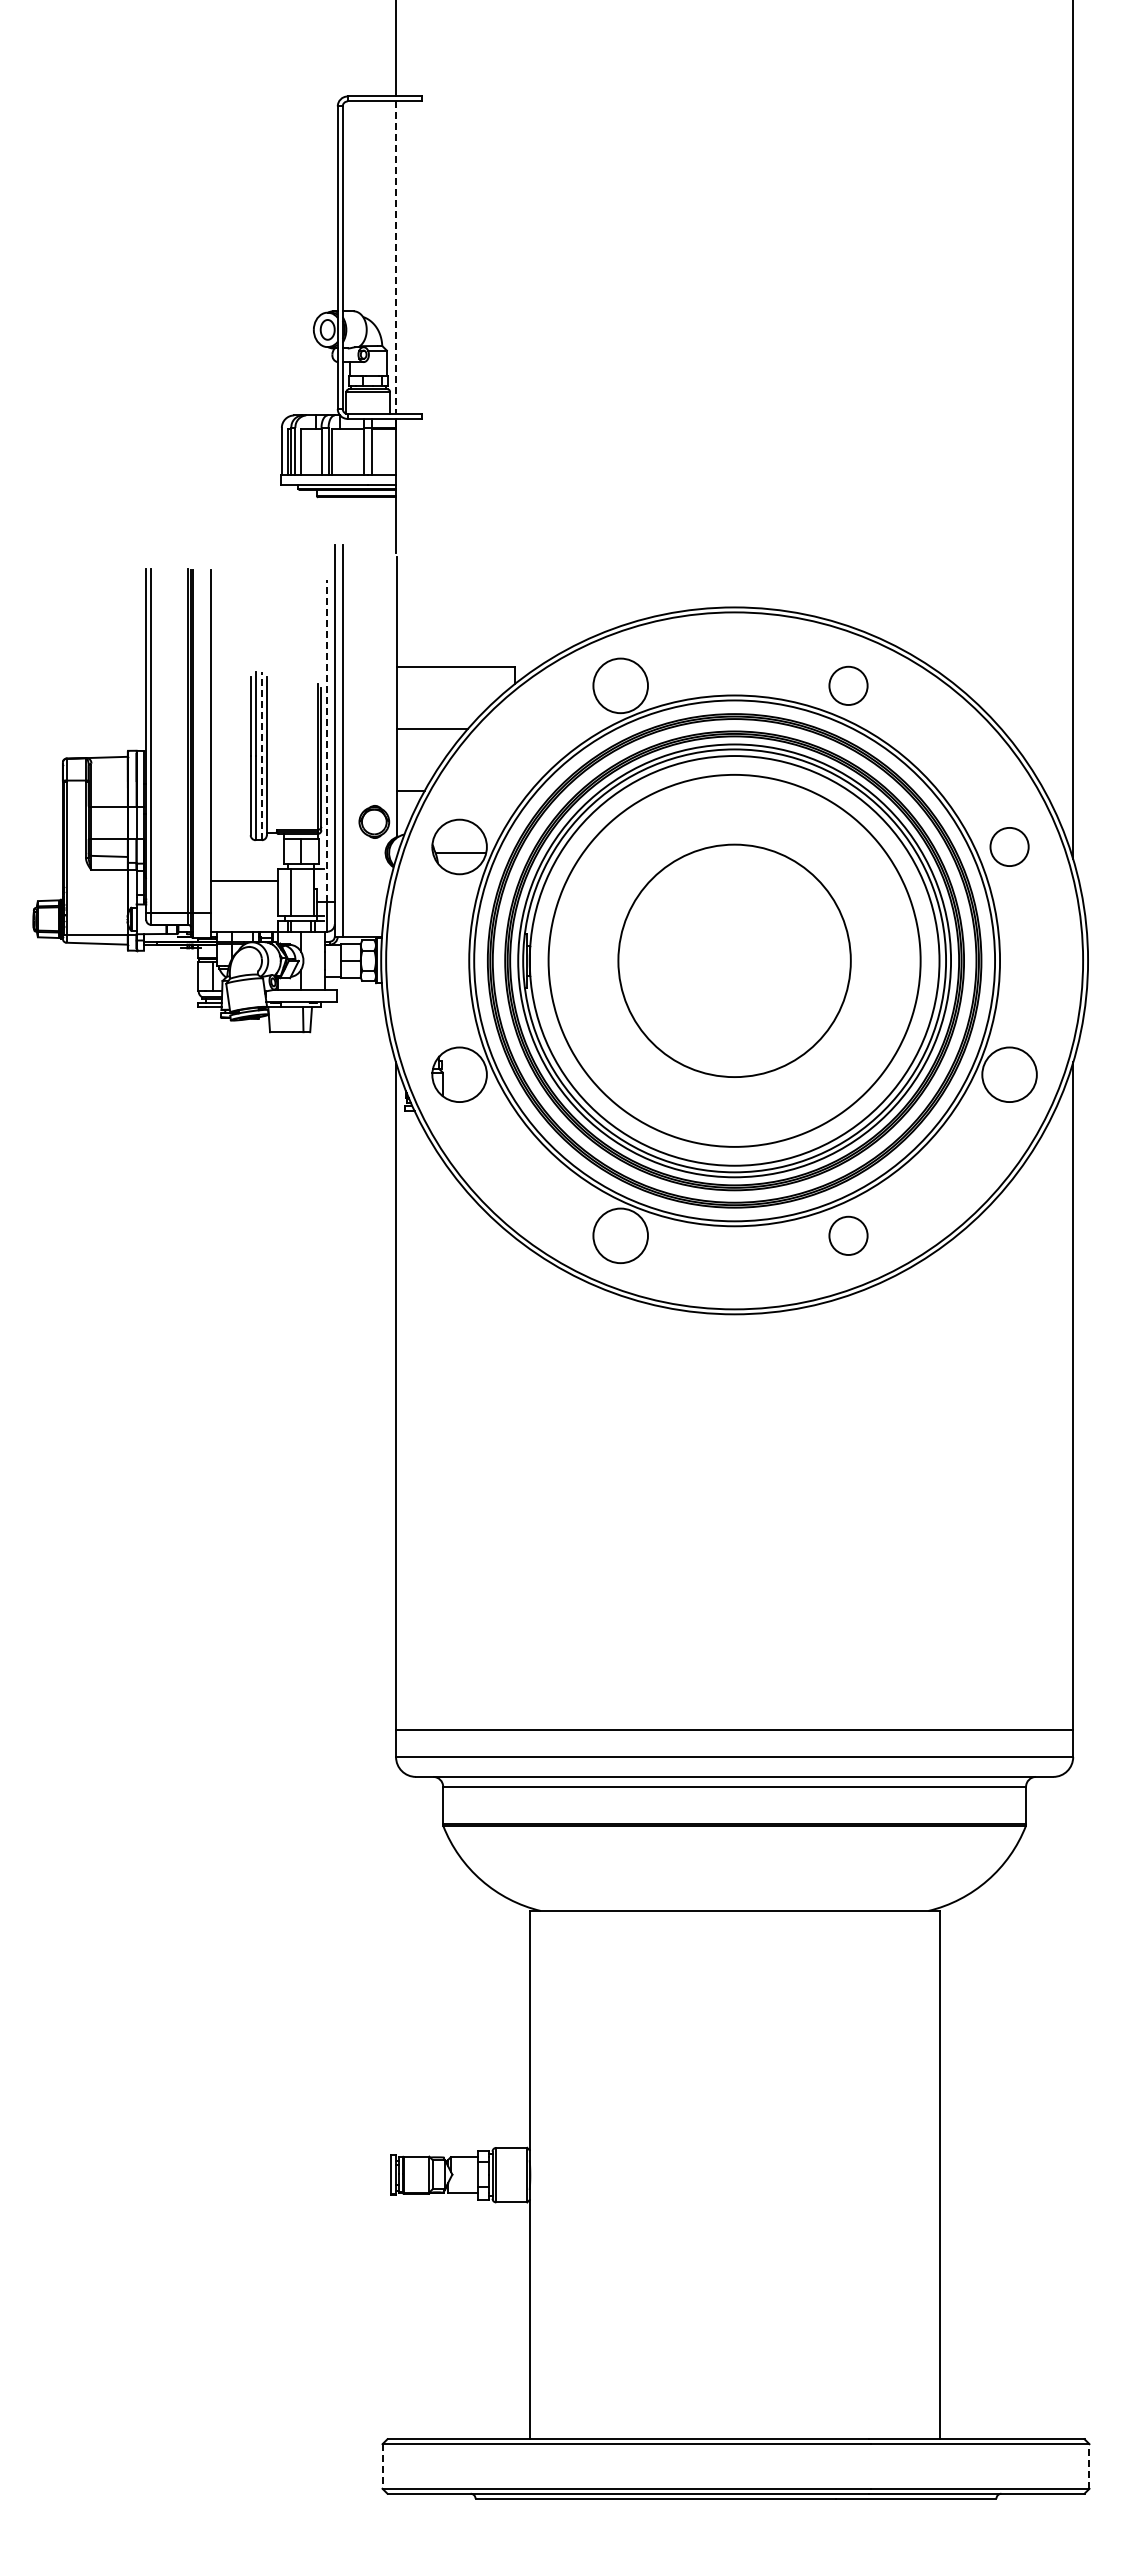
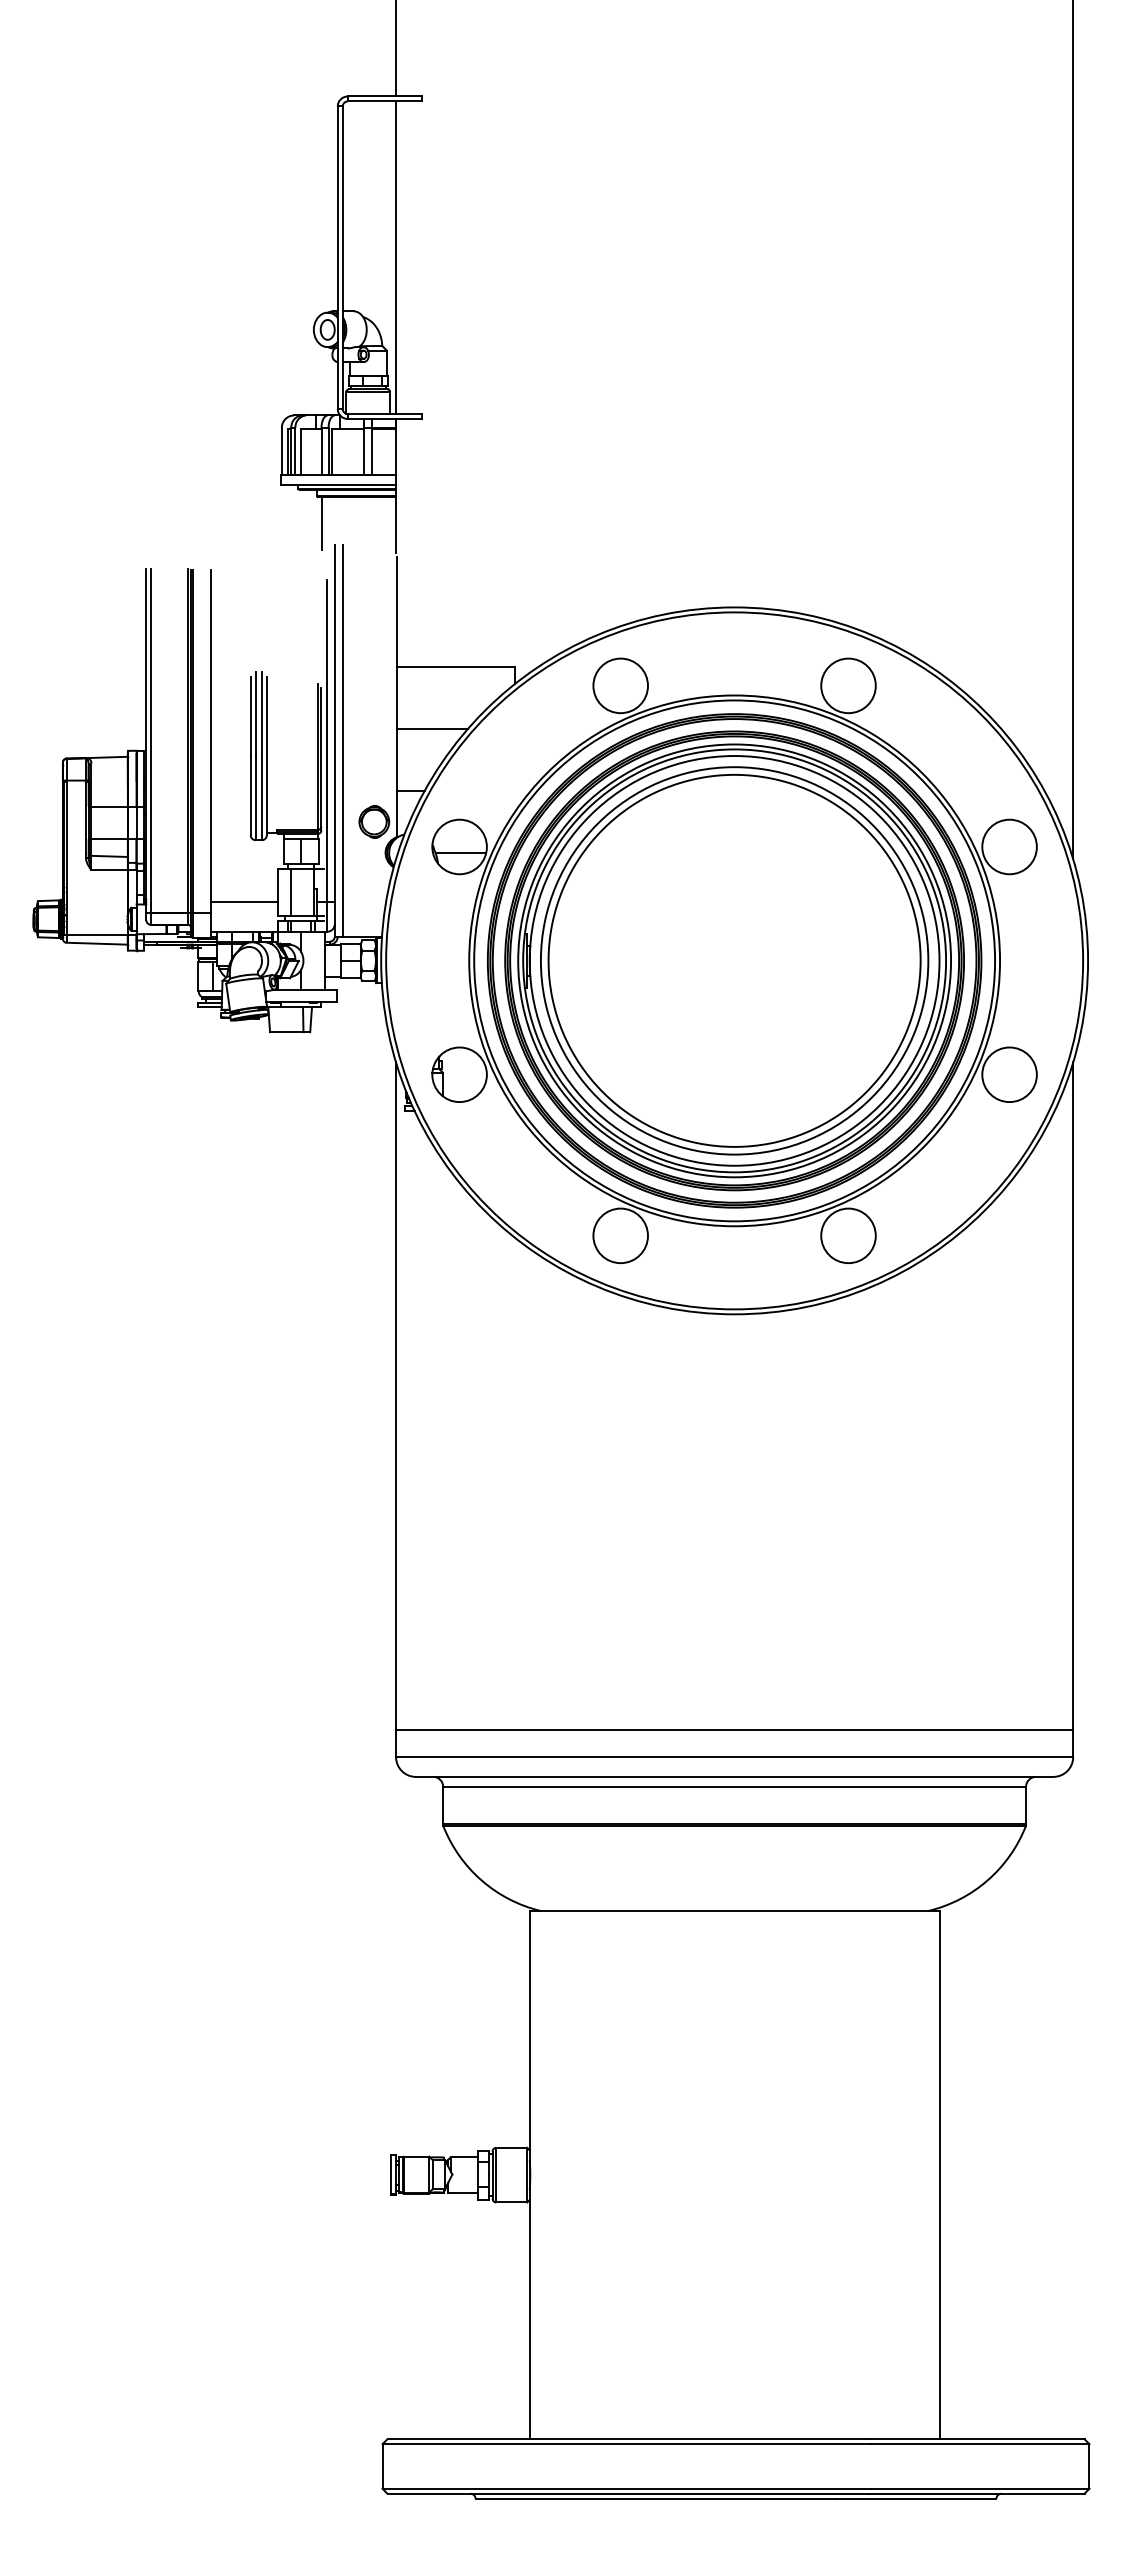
line: dashed -> solid (396, 258)
line: none -> present (322, 523)
circle diameter: 38 px -> 55 px (848, 685)
line: dashed -> solid (327, 740)
line: dashed -> solid (261, 755)
circle diameter: 38 px -> 55 px (1009, 846)
line position: (244, 880) -> (244, 901) (244, 901)
circle diameter: 232 px -> 387 px (734, 960)
circle diameter: 38 px -> 55 px (848, 1235)
line: dashed -> solid (1089, 2465)
line: dashed -> solid (382, 2466)
